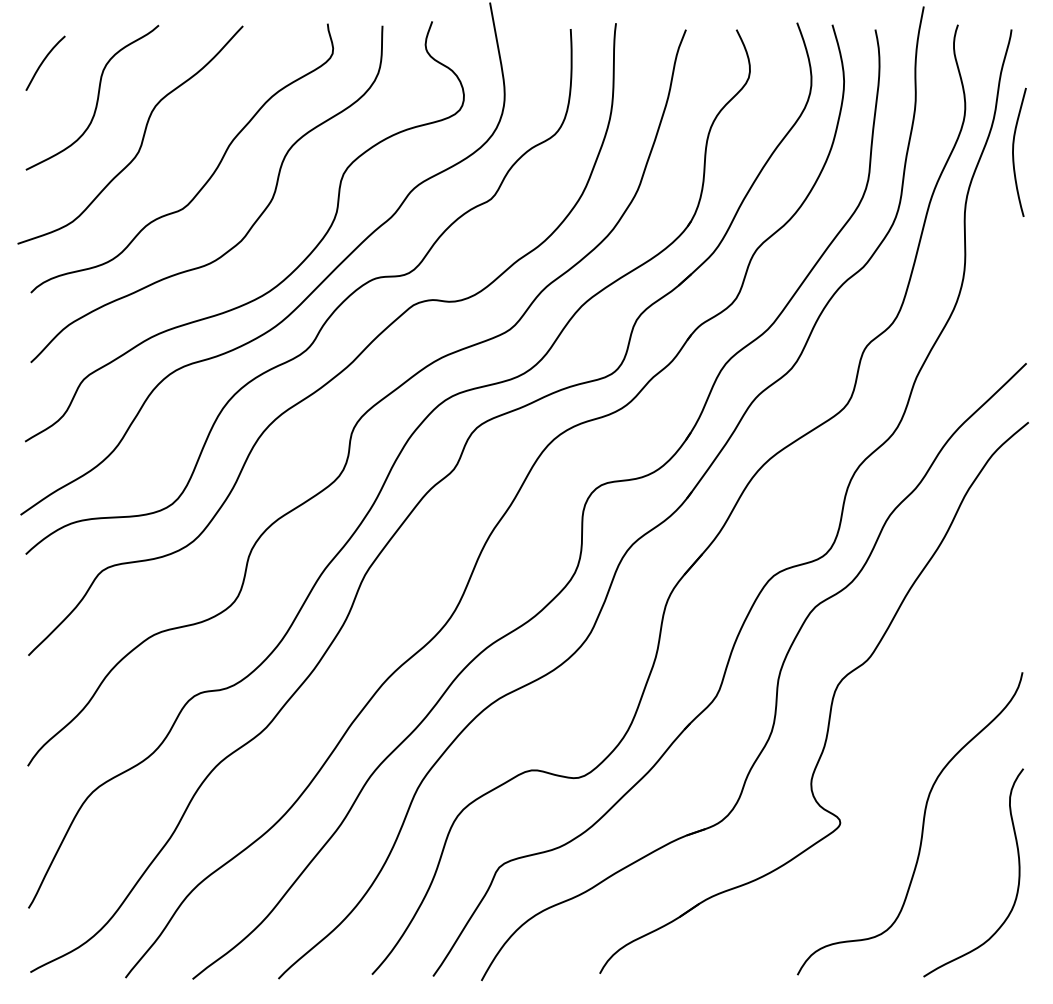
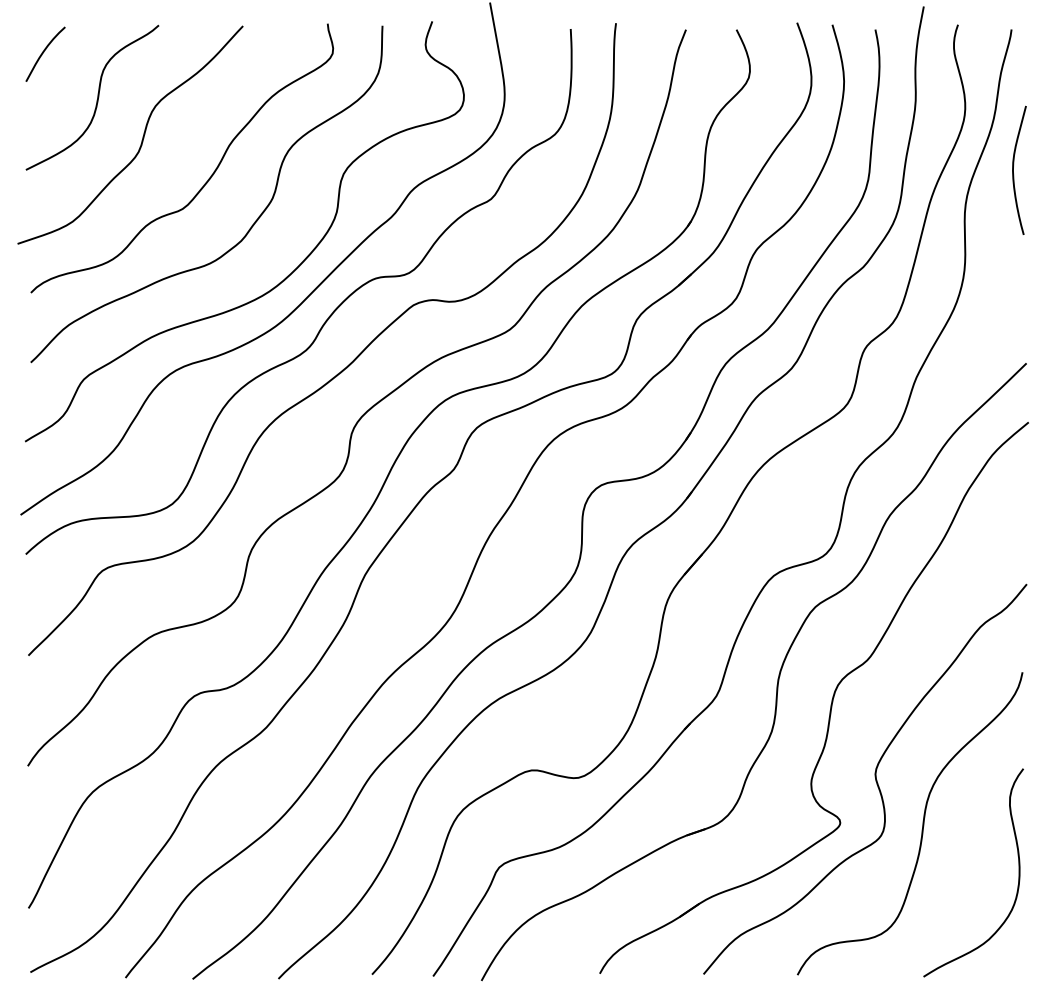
curve position: (44, 61) -> (44, 52) (44, 52)
curve position: (1013, 151) -> (1013, 169) (1013, 169)
curve: none -> present (874, 776)
